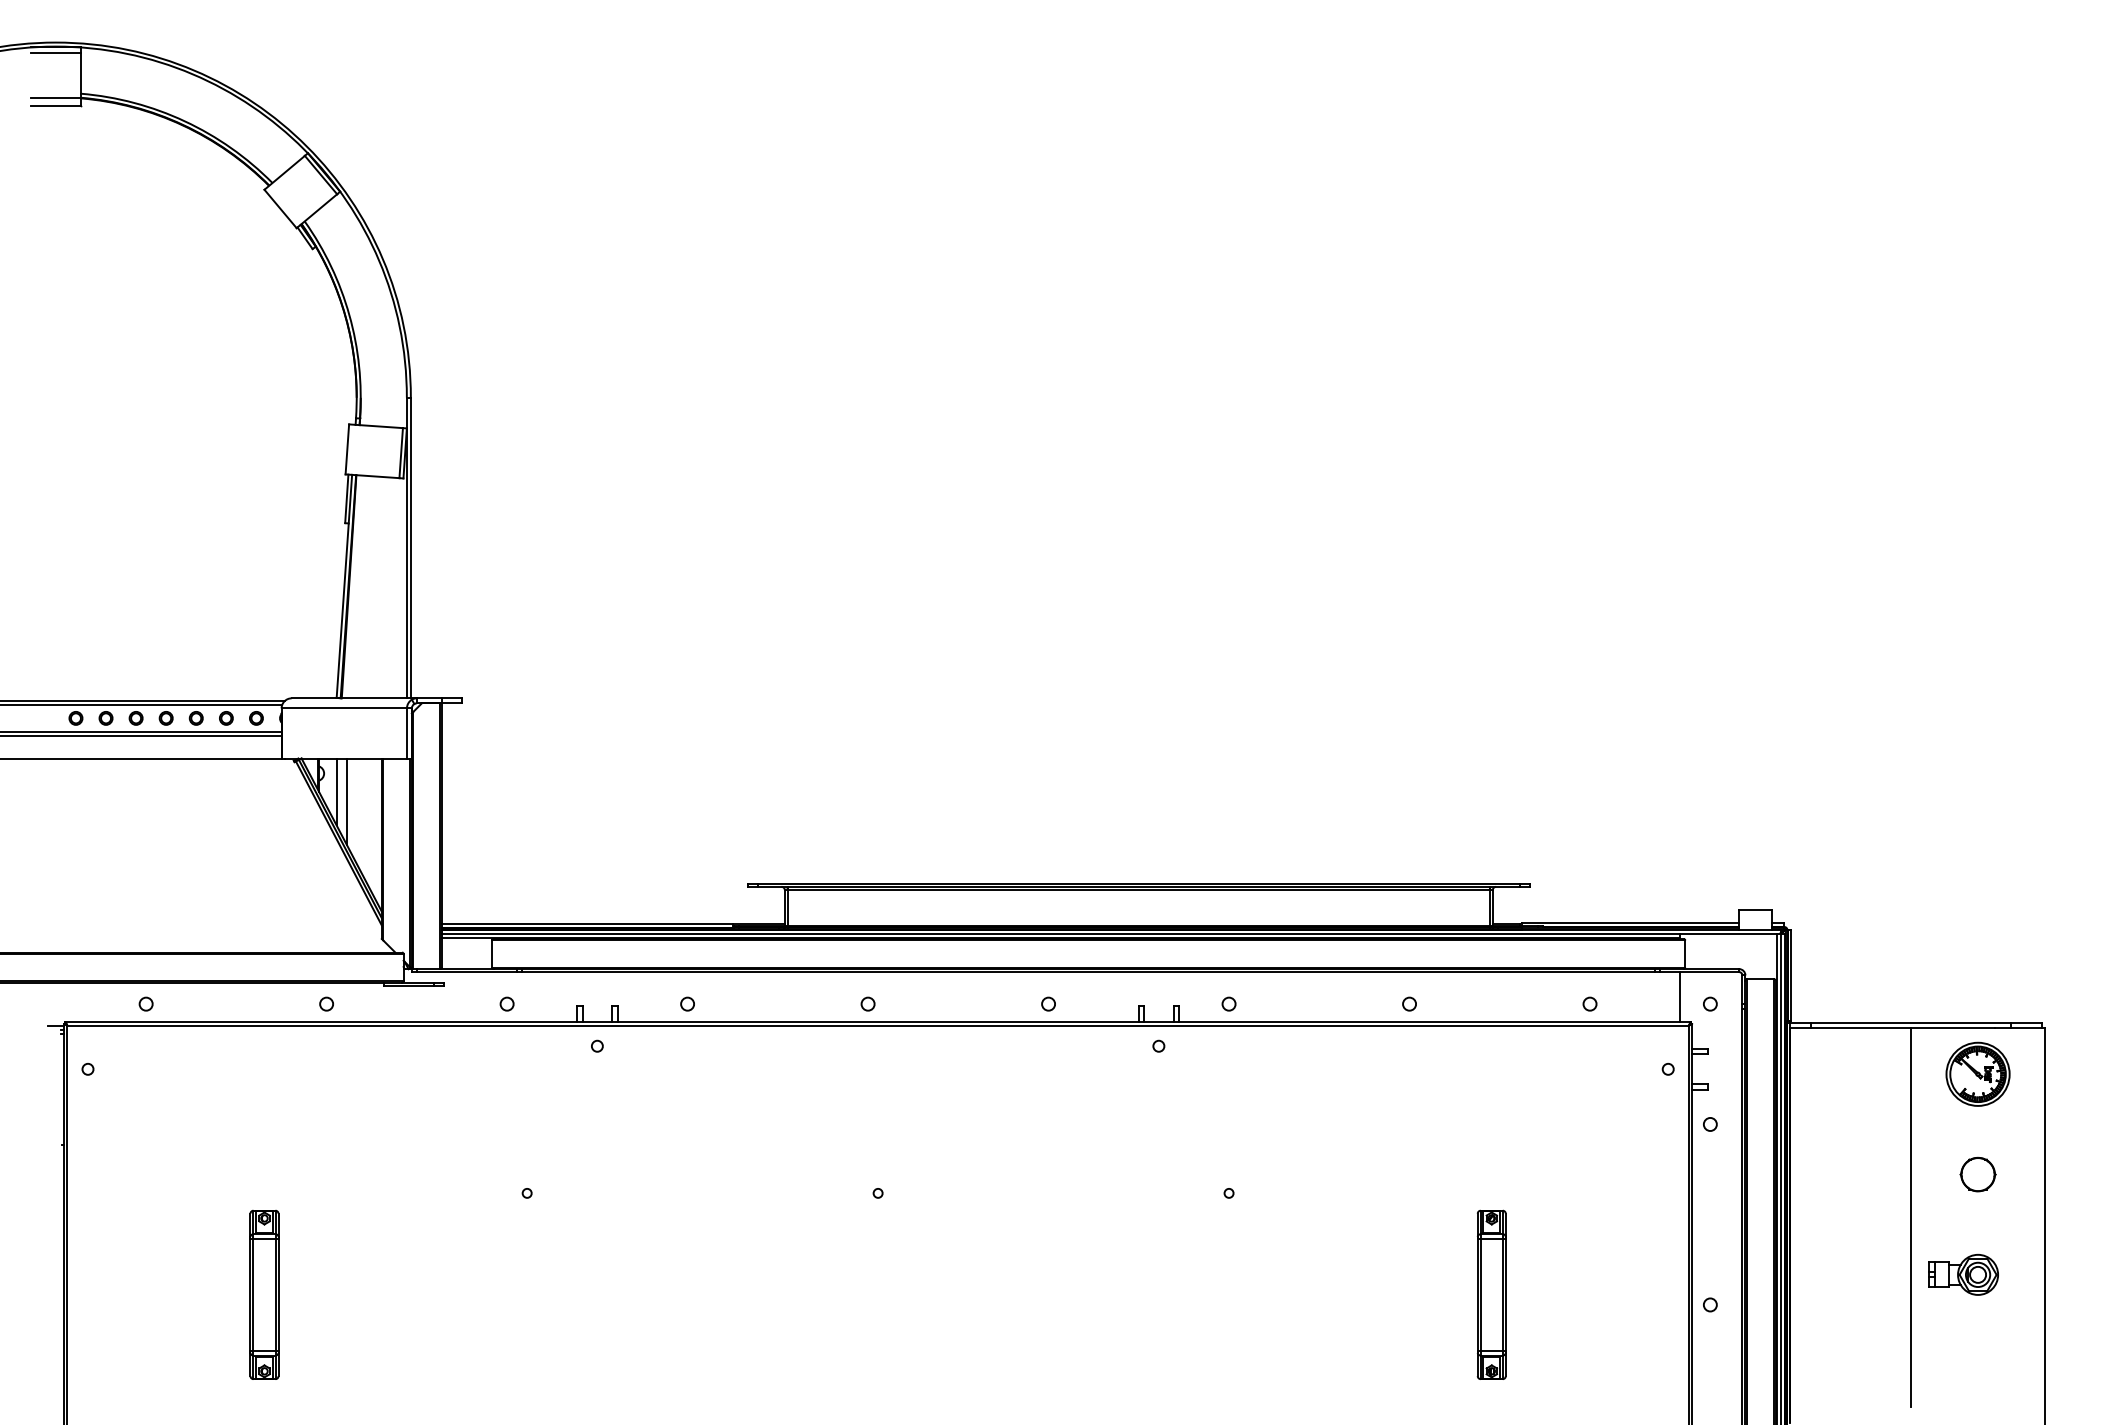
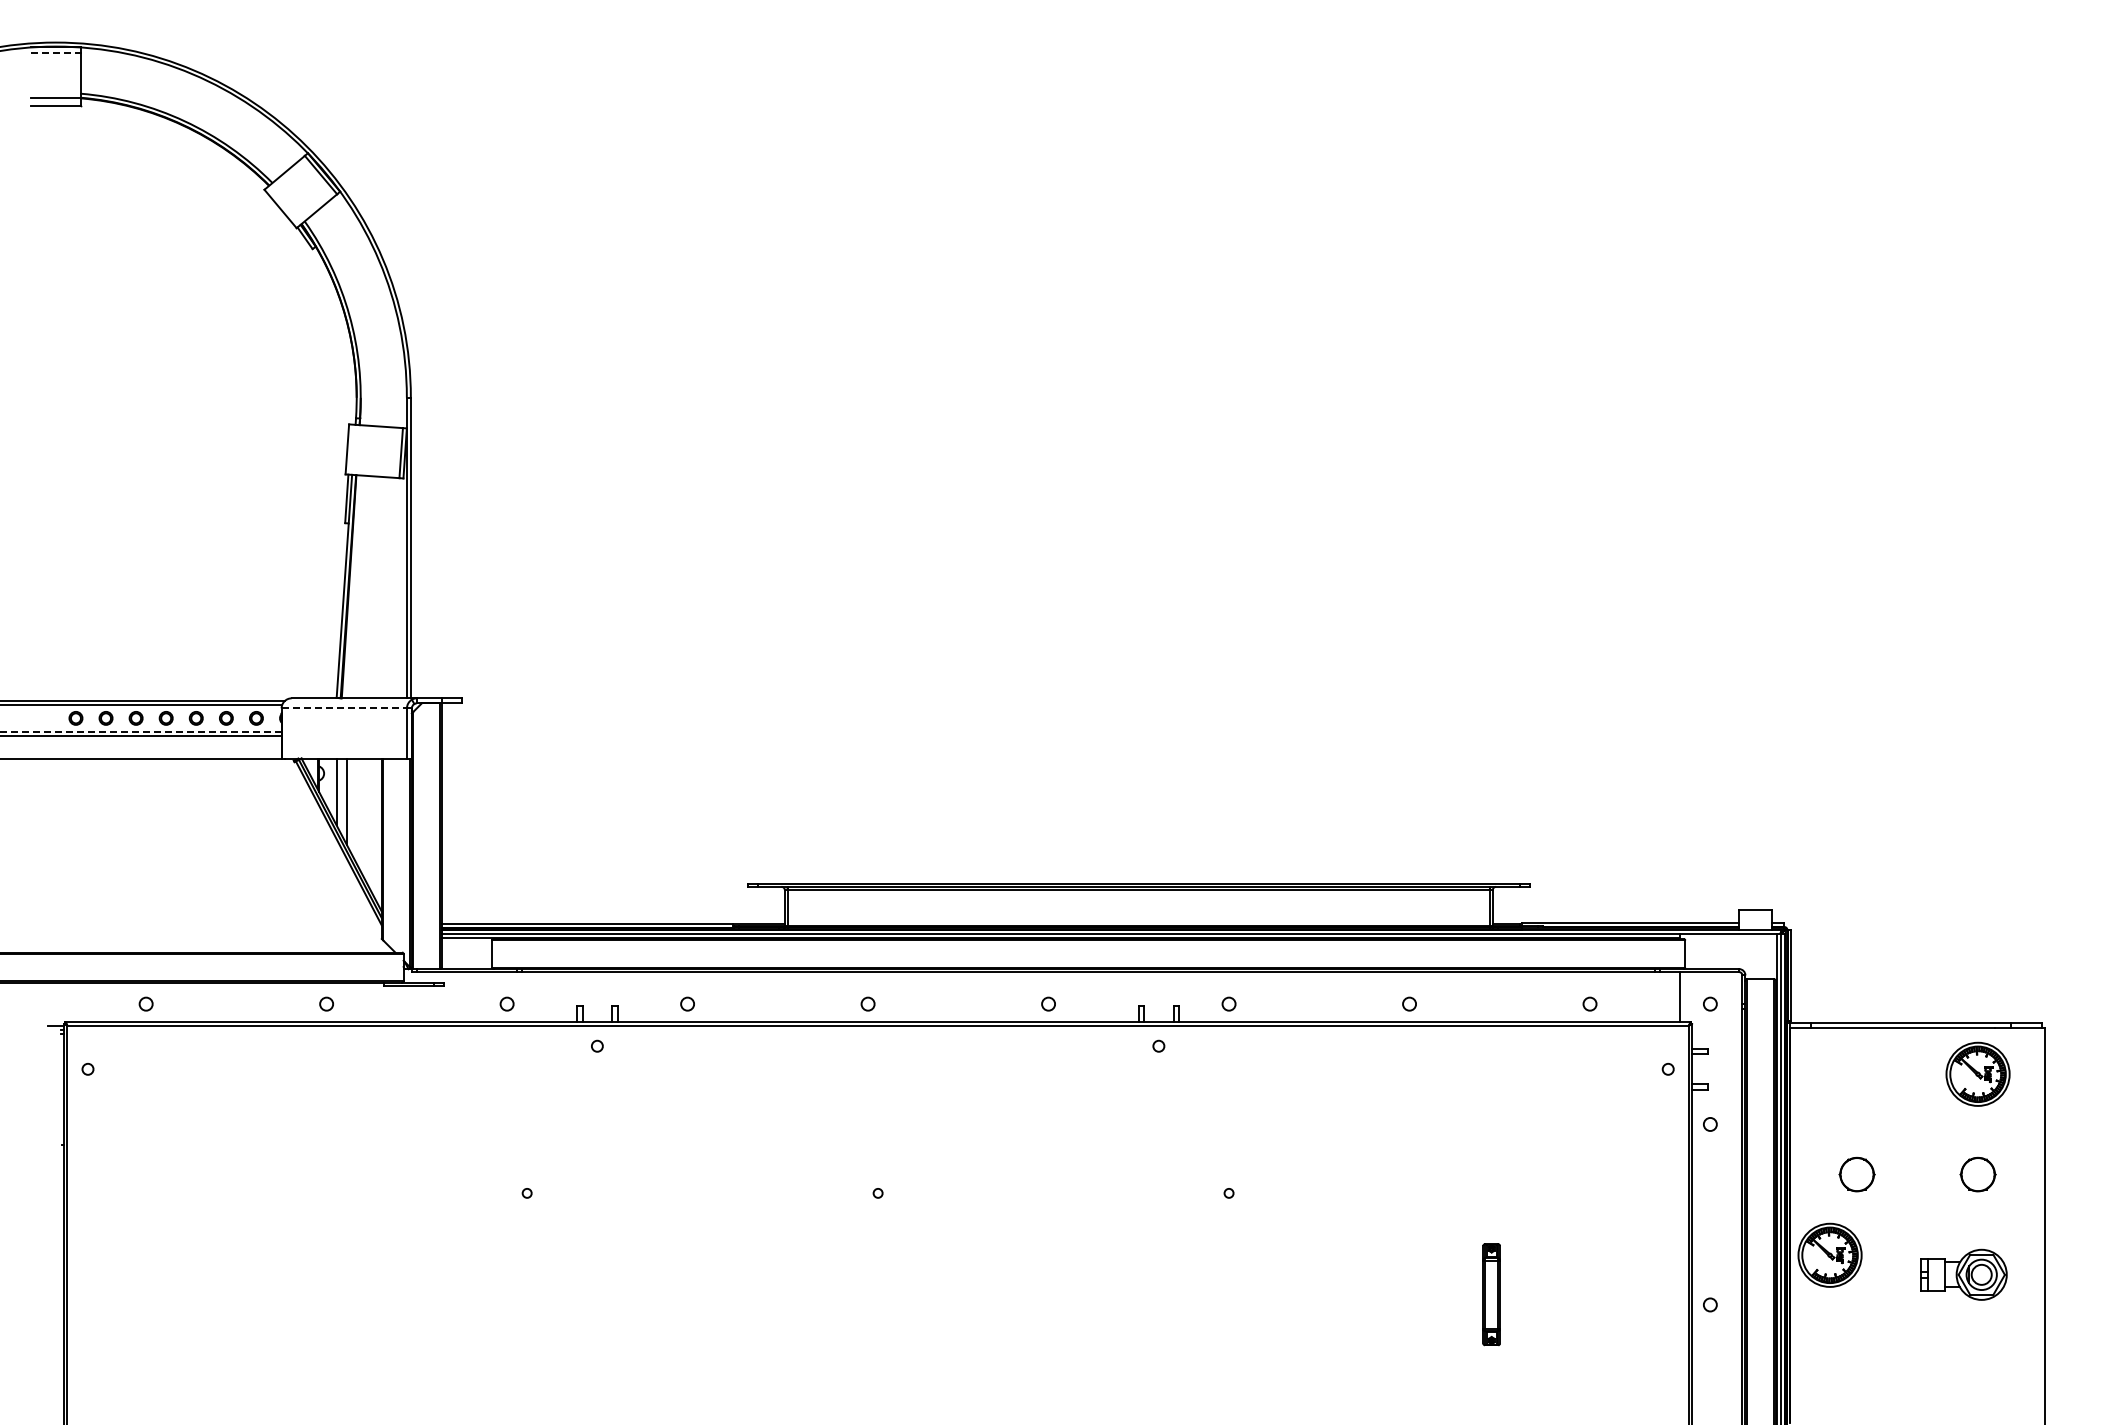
line: solid -> dashed (56, 52)
line: solid -> dashed (344, 708)
line: solid -> dashed (140, 731)
part: none -> present (1856, 1174)
line: present -> none (1911, 1217)
part: none -> present (1829, 1254)
part size: 71x42 px -> 88x53 px (1963, 1274)
part: present -> none (264, 1294)
part size: 31x171 px -> 19x104 px (1491, 1294)
